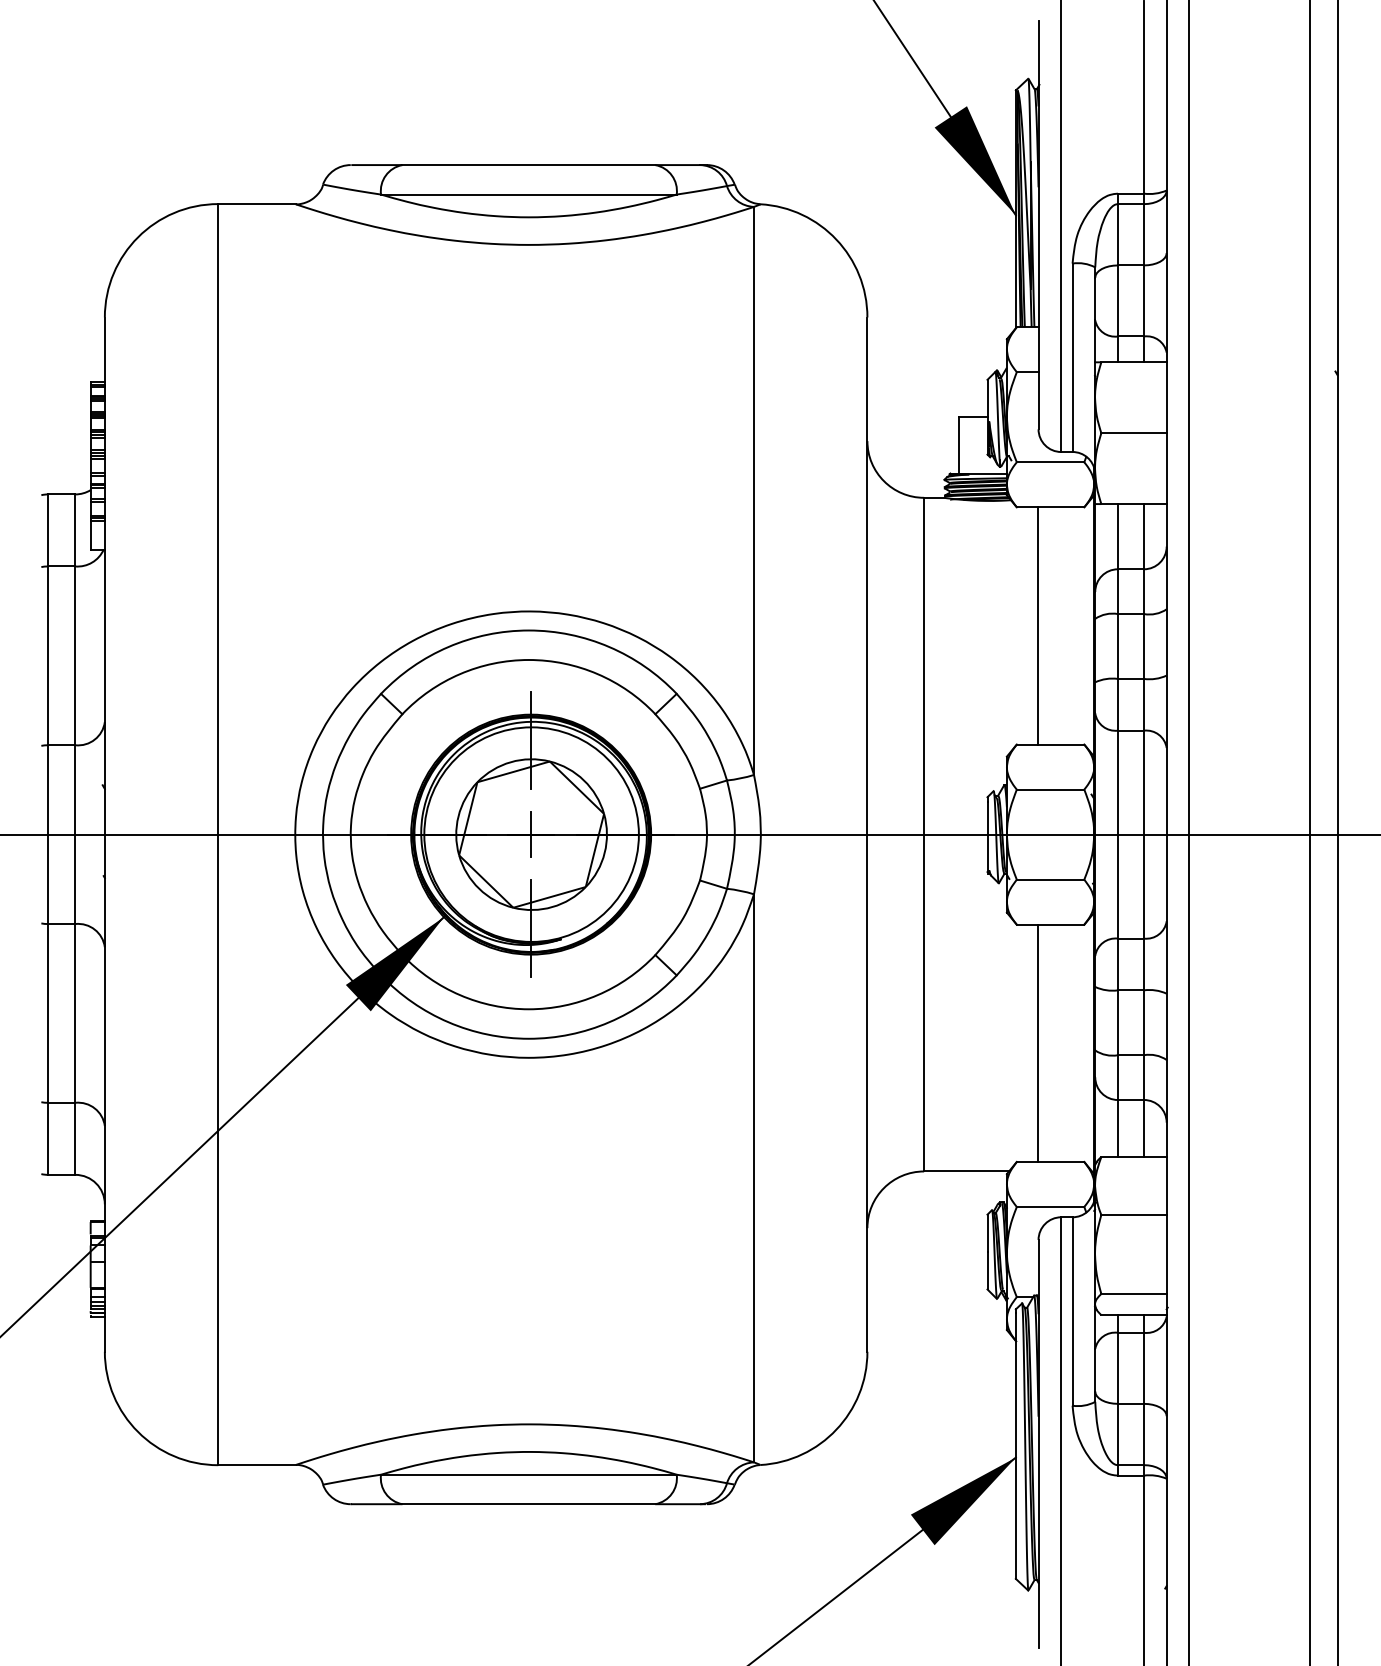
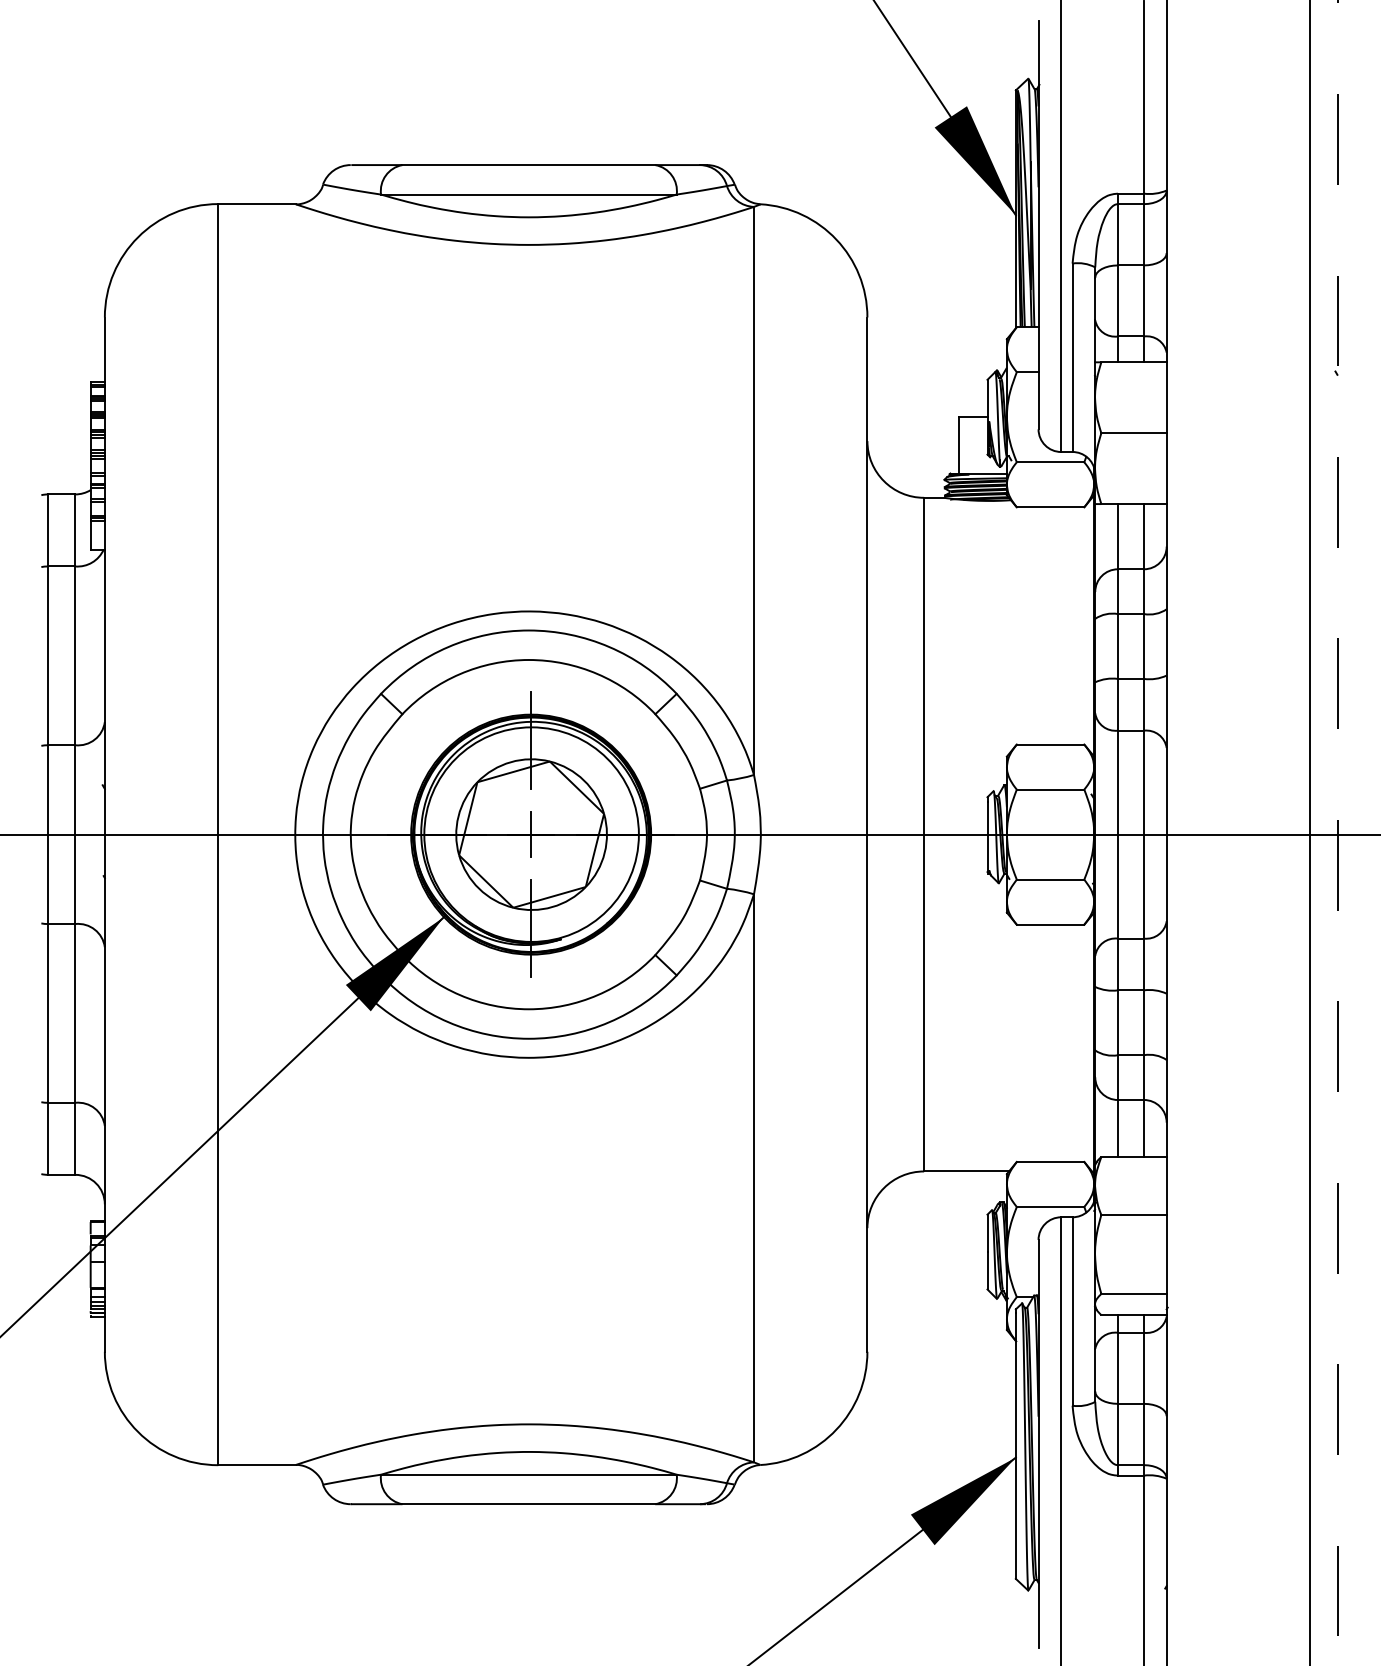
line: present -> none (1037, 625)
line: present -> none (1189, 832)
line: solid -> dashed (1337, 832)
line: present -> none (1037, 1042)
